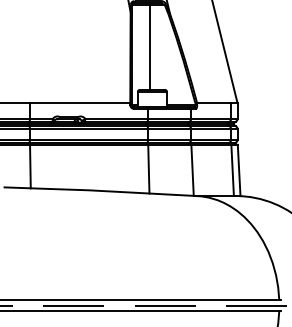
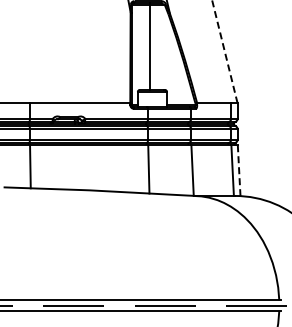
line: solid -> dashed (224, 51)
line: solid -> dashed (239, 170)
